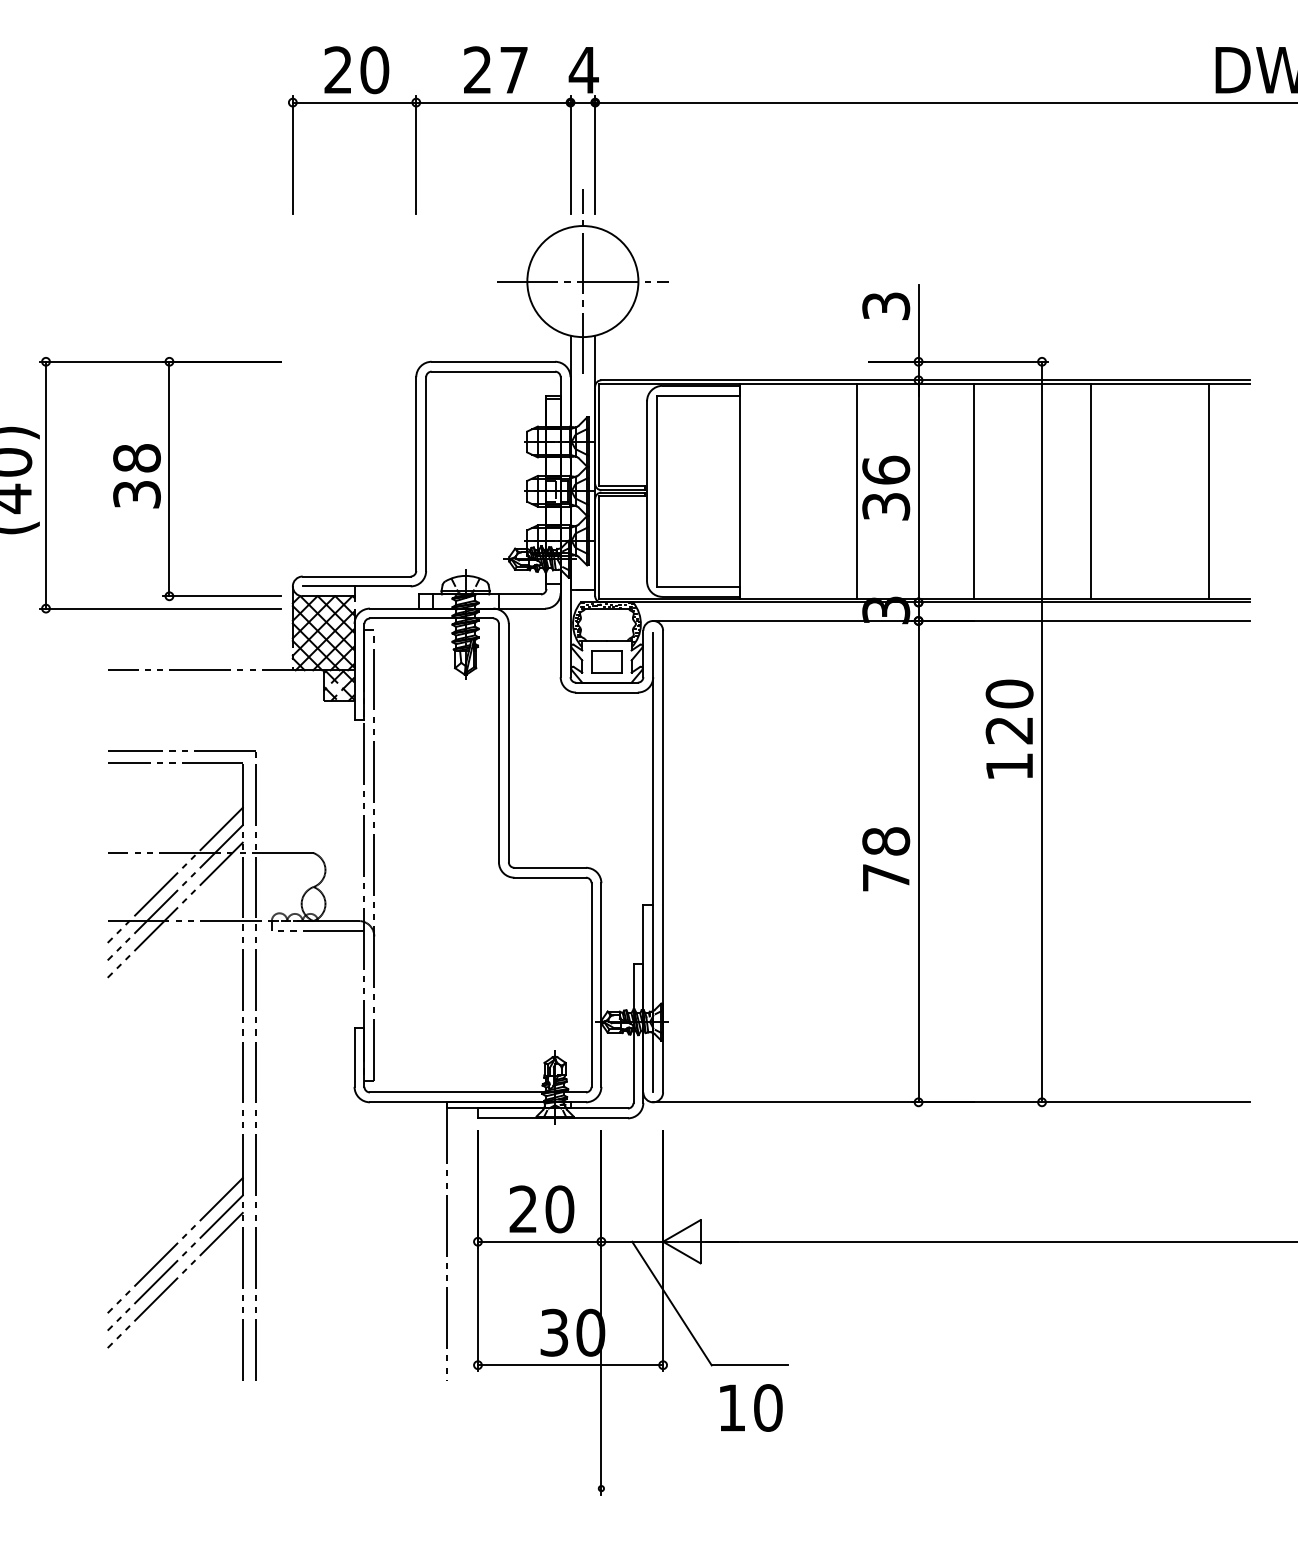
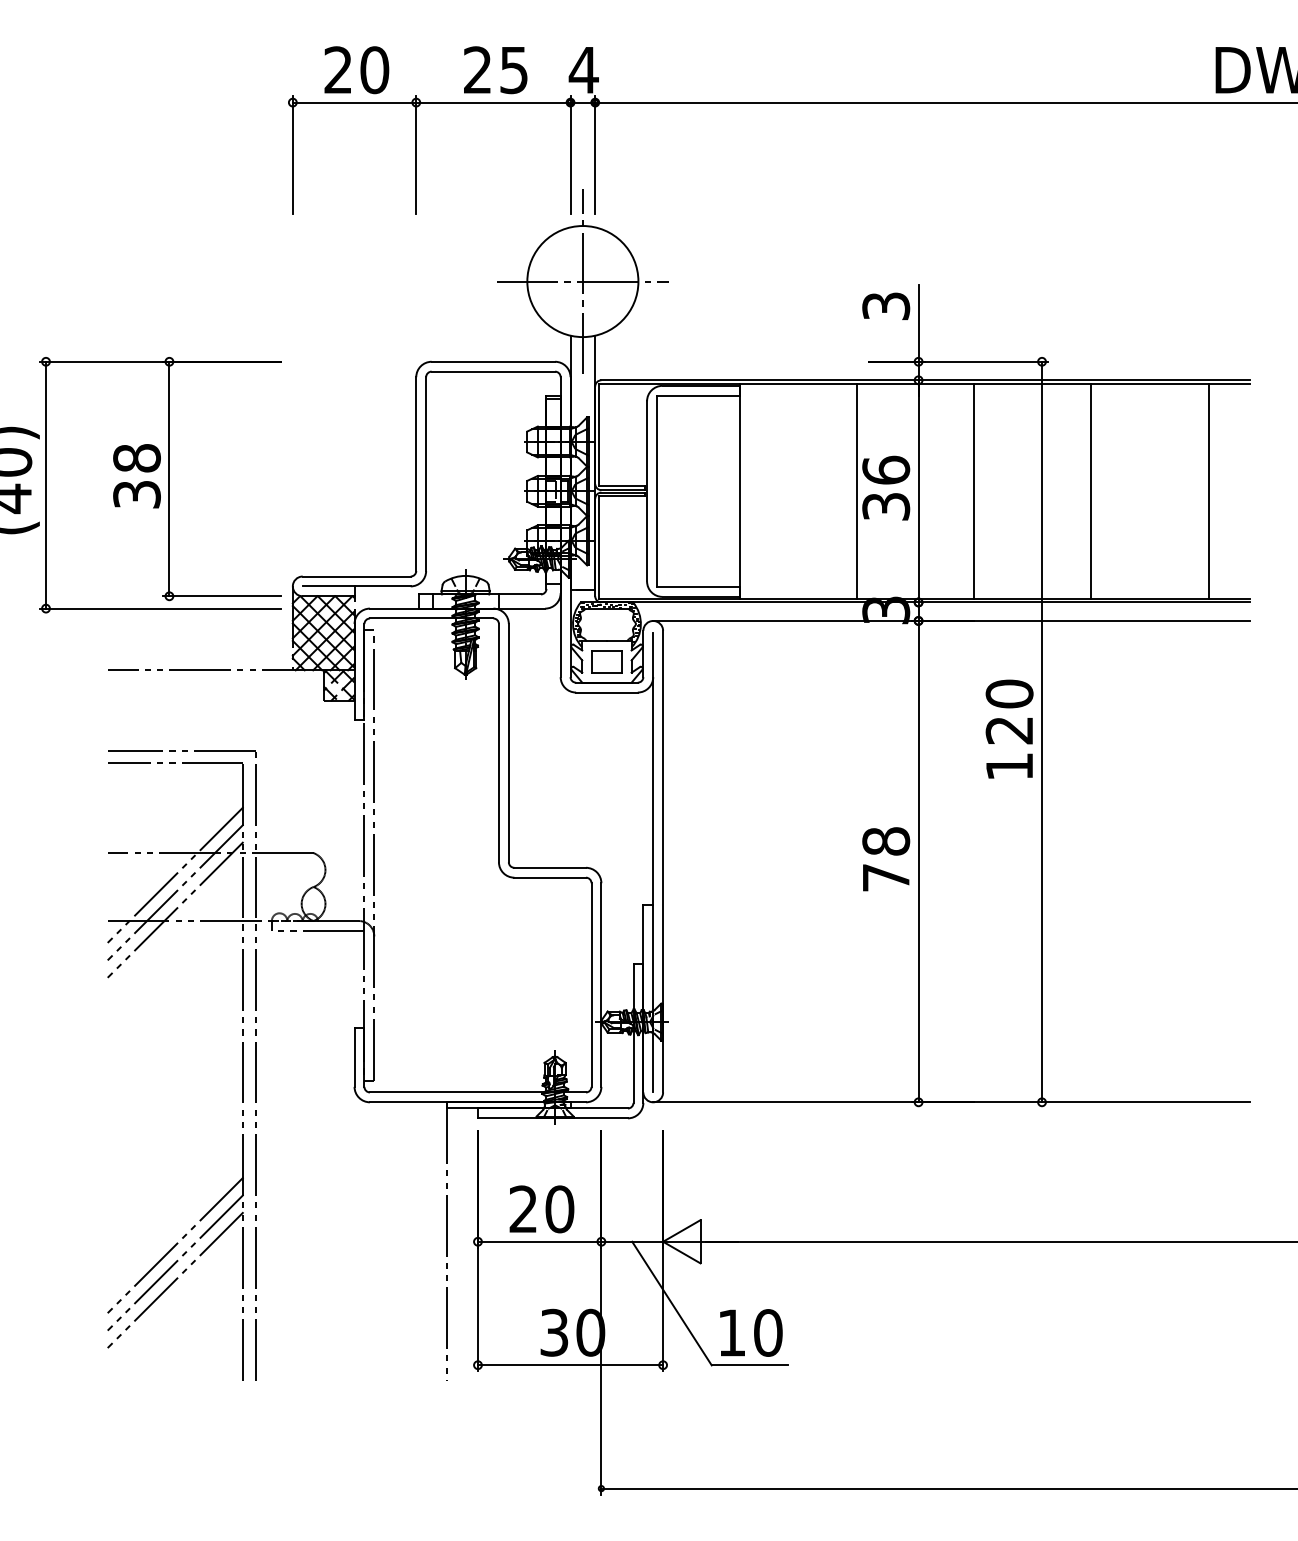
text: 27 -> 25 (513, 70)
text position: (751, 1407) -> (751, 1332) (751, 1332)
line: none -> present (947, 1488)
